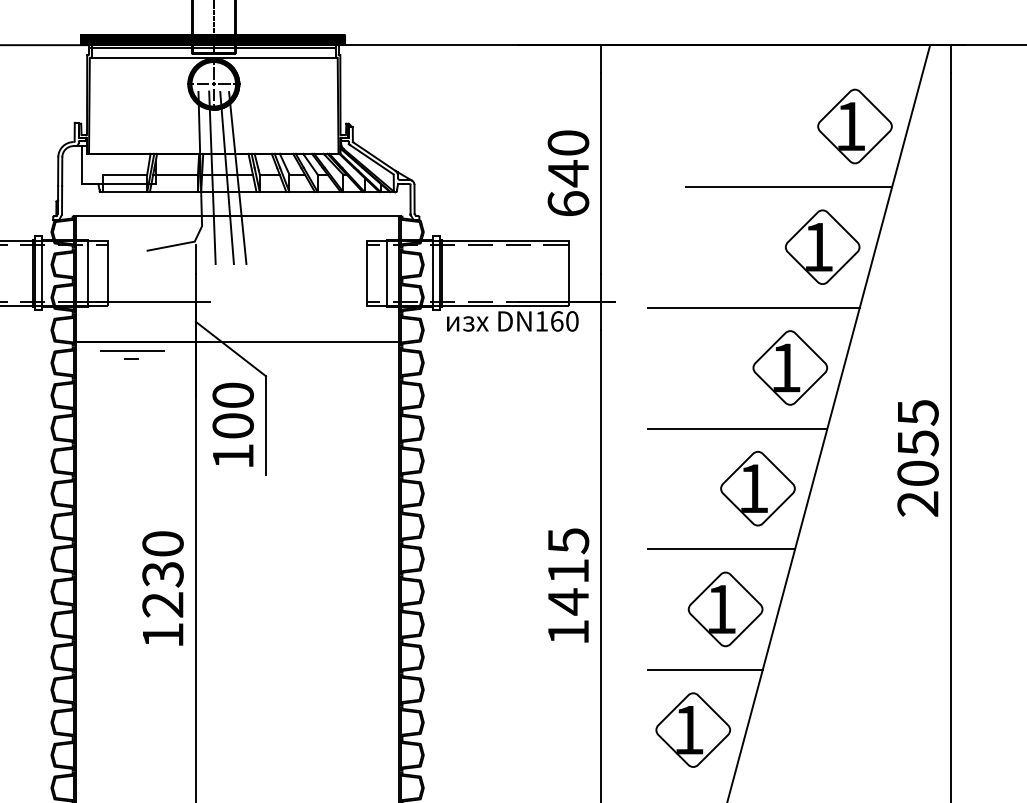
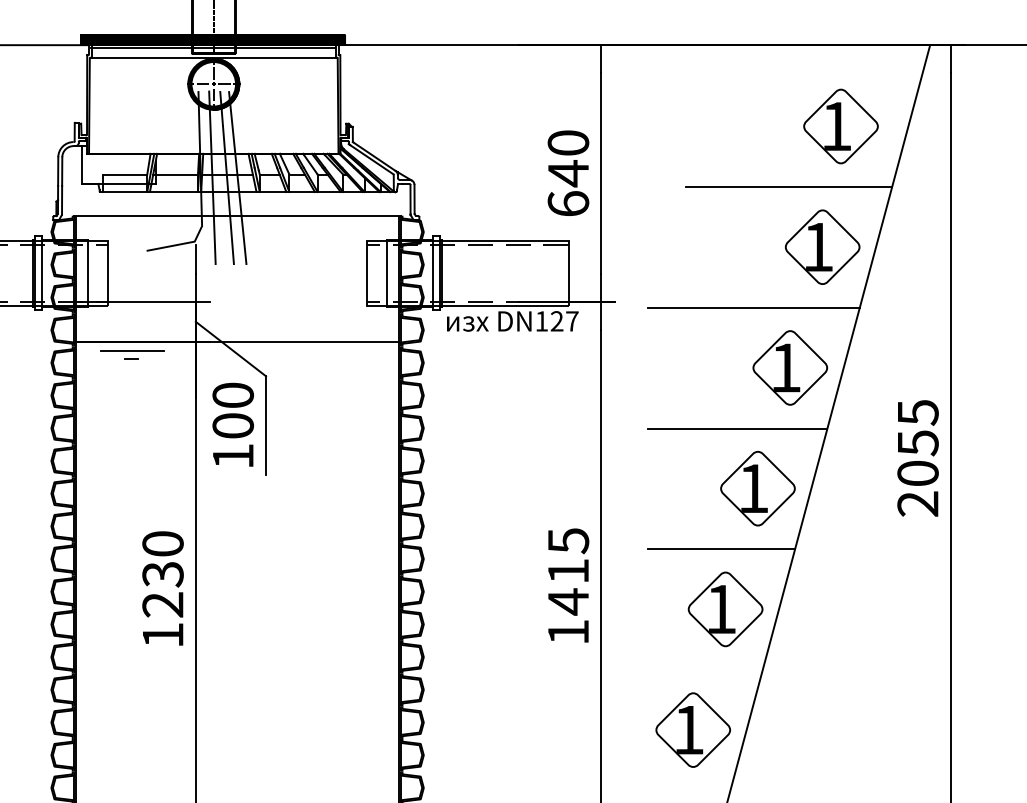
part position: (854, 126) -> (840, 126) (840, 126)
text: DN160 -> DN127 (564, 321)
line: present -> none (704, 670)
